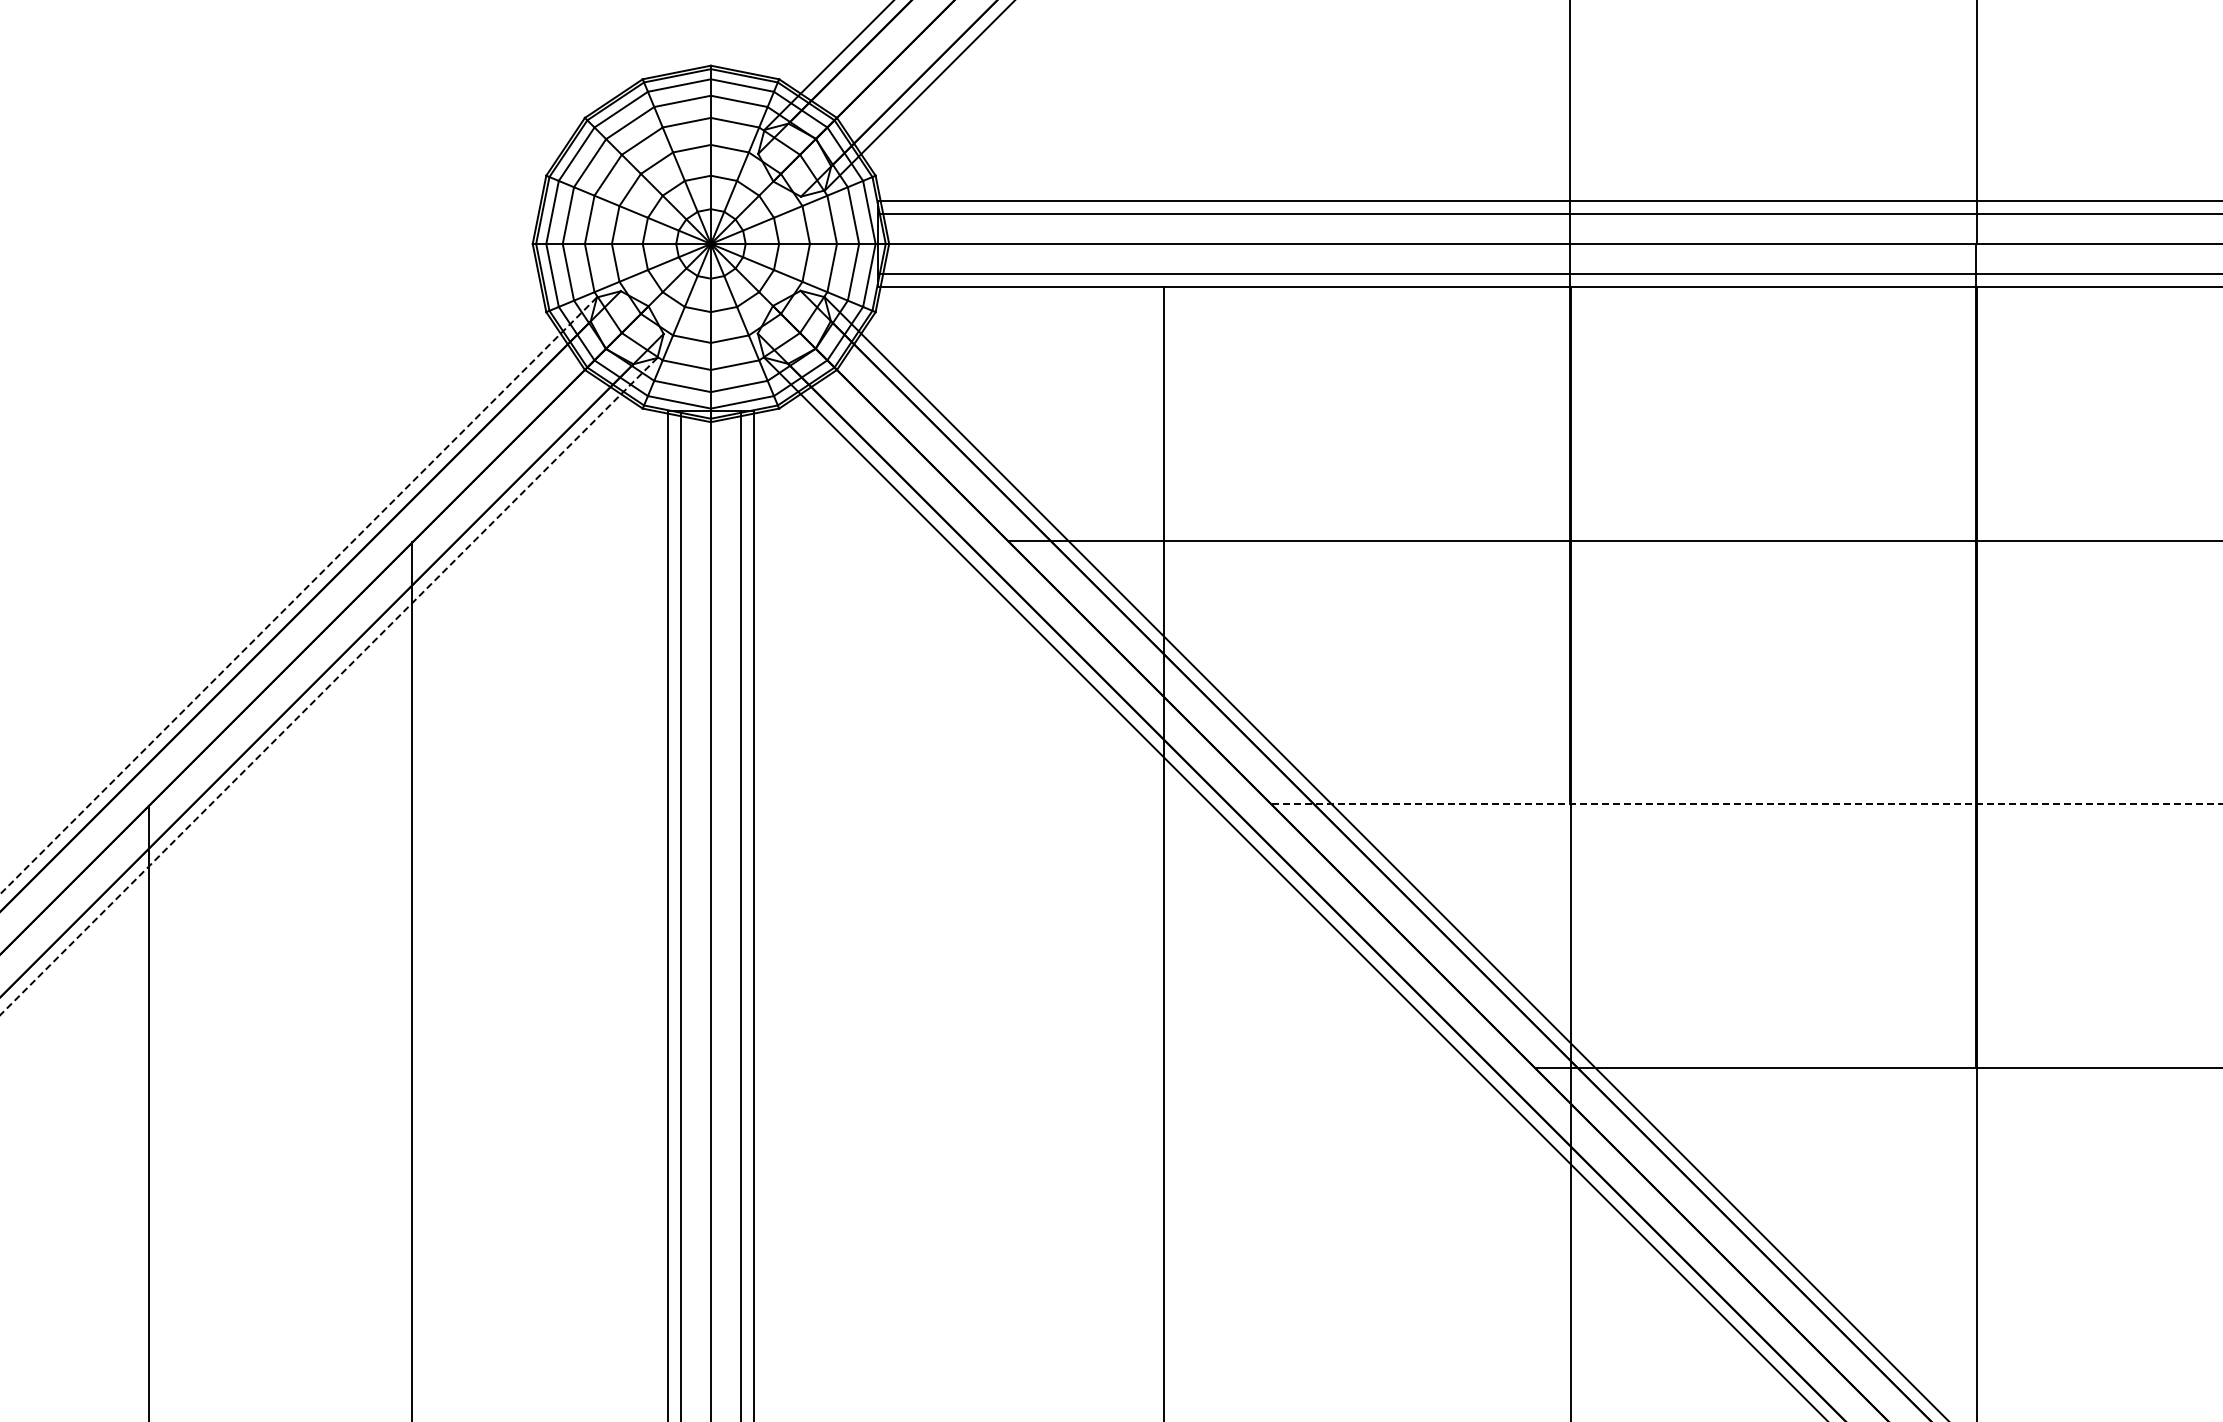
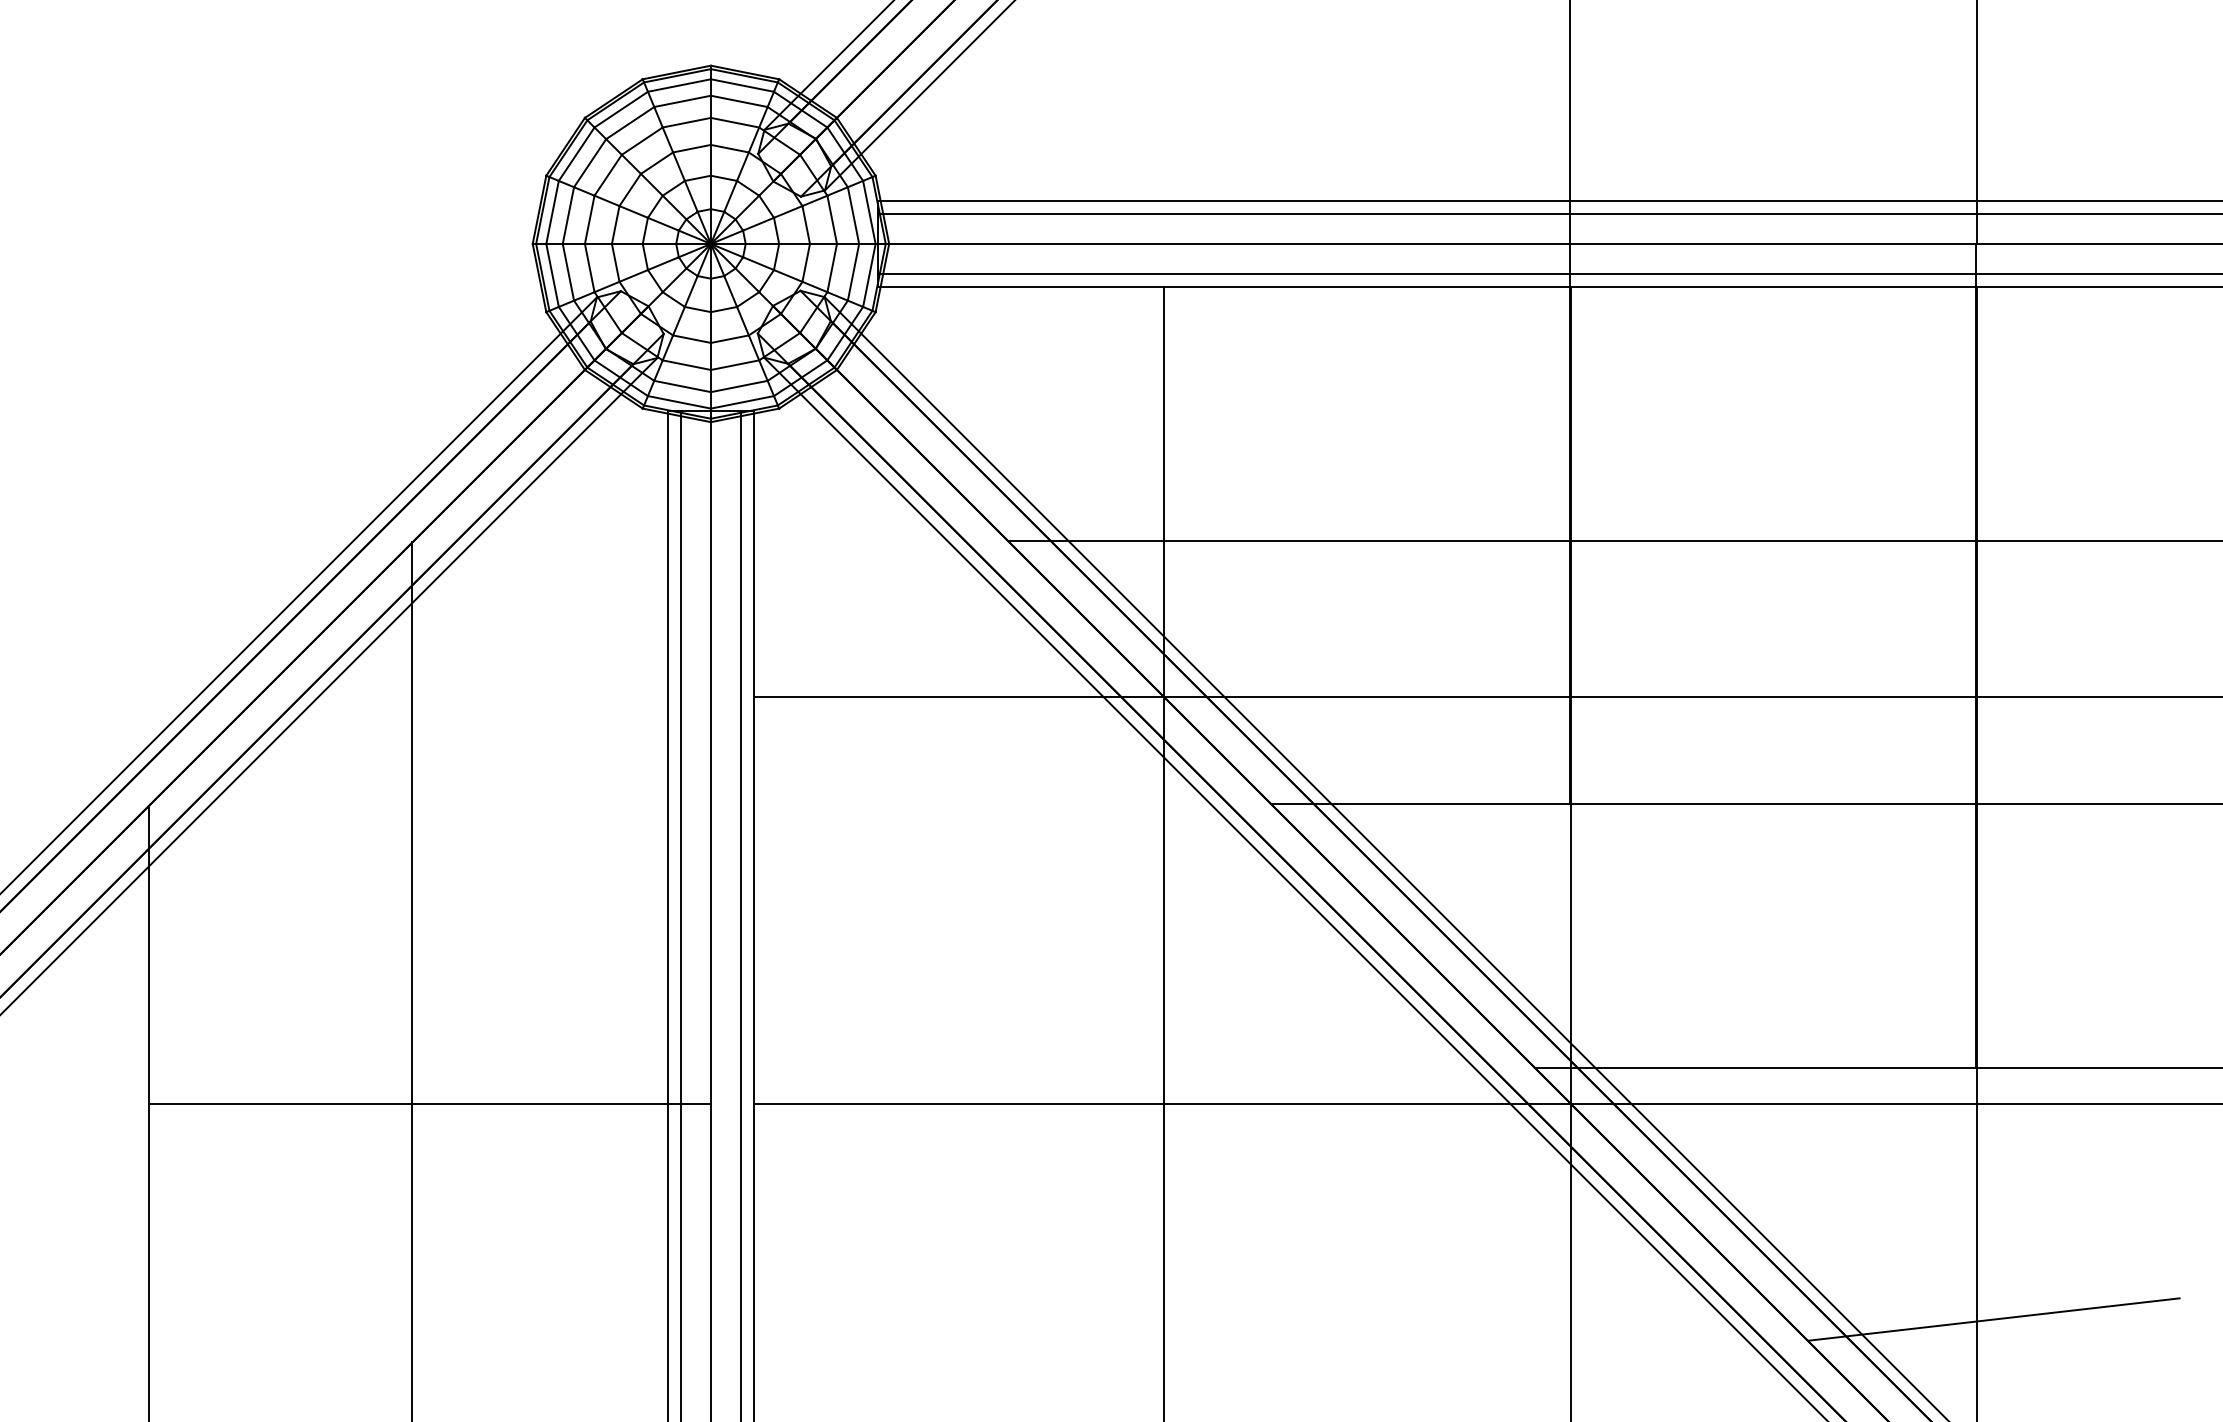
line: dashed -> solid (298, 595)
line: dashed -> solid (328, 686)
line: none -> present (1486, 697)
line: dashed -> solid (1747, 804)
line: none -> present (1486, 1103)
line: none -> present (428, 1104)
line: none -> present (1993, 1319)
